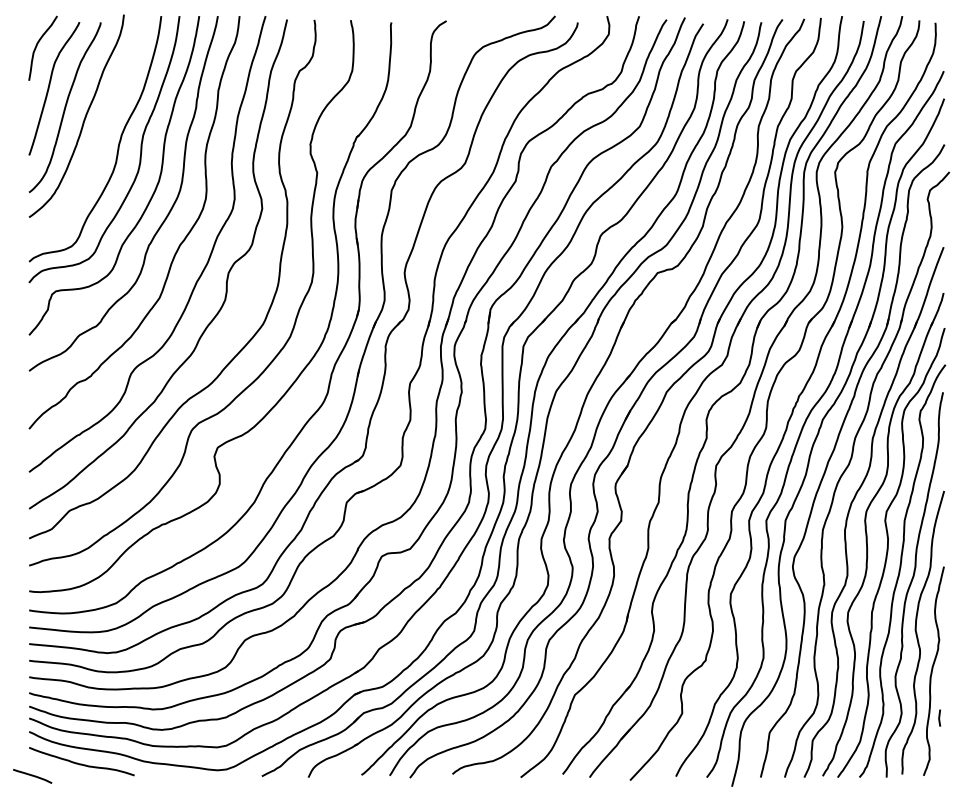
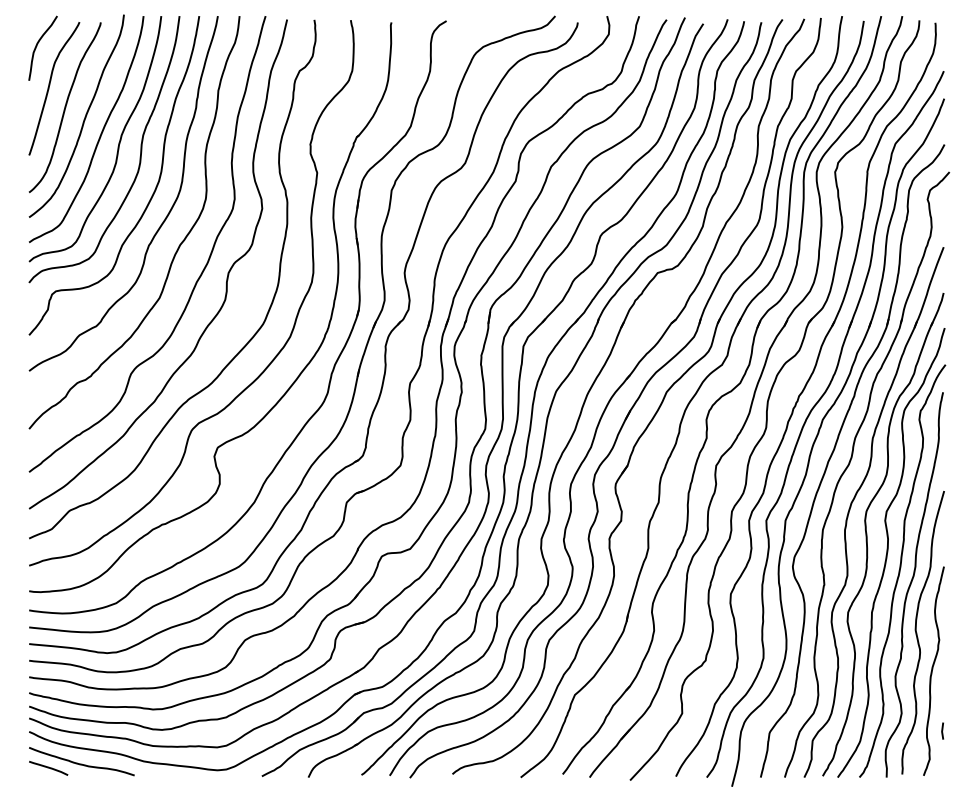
curve: none -> present (99, 135)
line position: (939, 717) -> (942, 730) (942, 730)
curve position: (32, 775) -> (48, 767) (48, 767)
